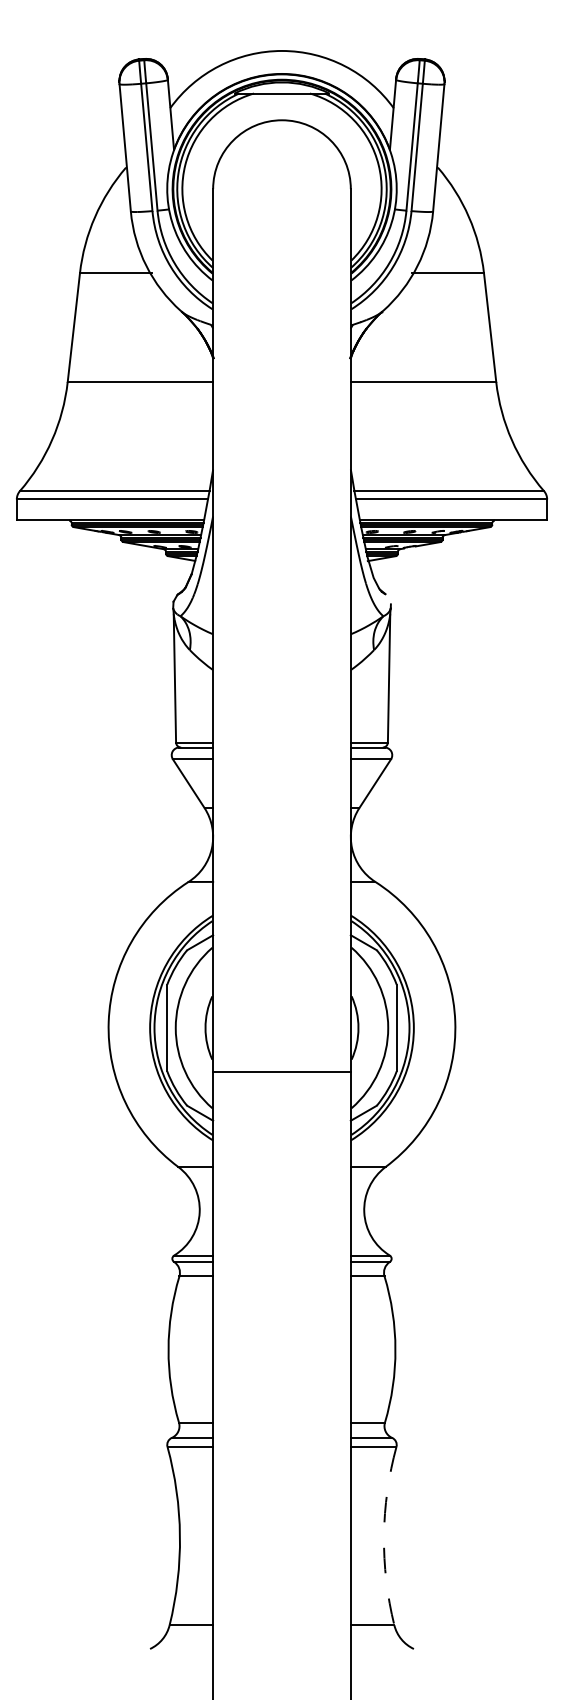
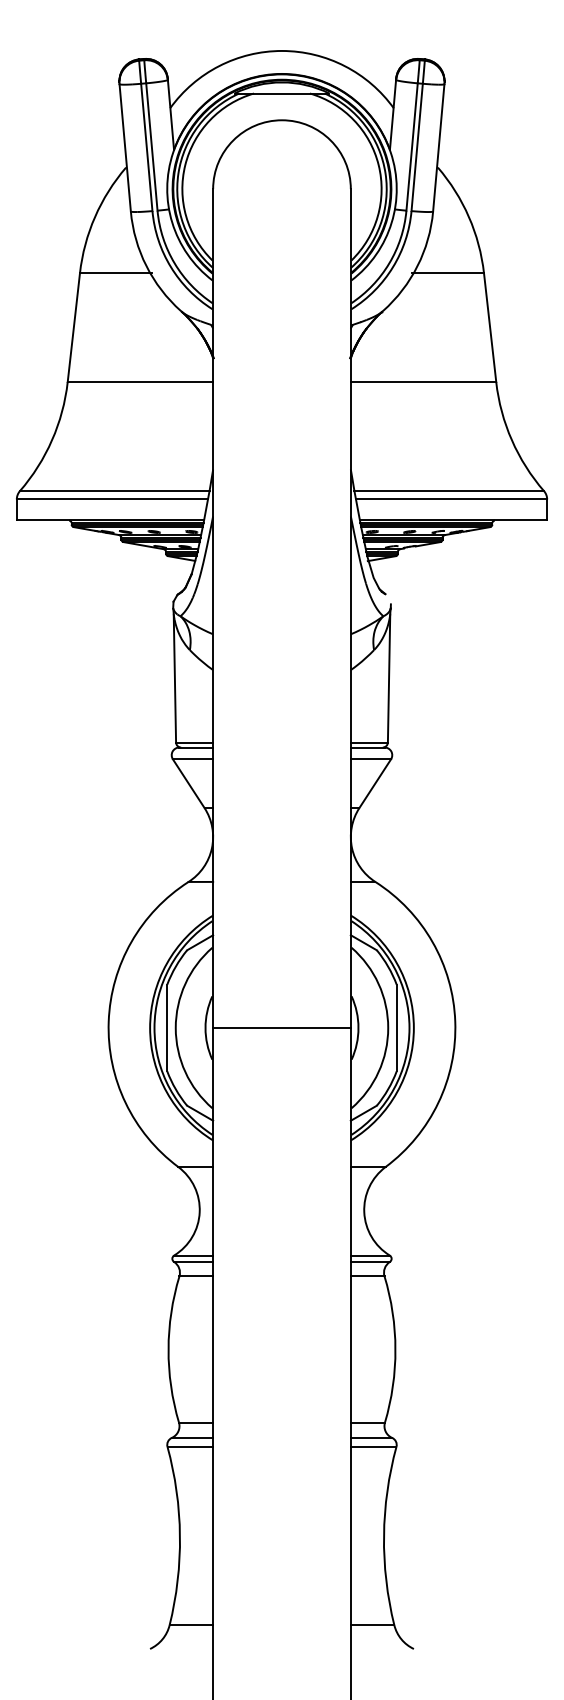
line position: (281, 1072) -> (281, 1028) (281, 1028)
arc: dashed -> solid (384, 1535)
